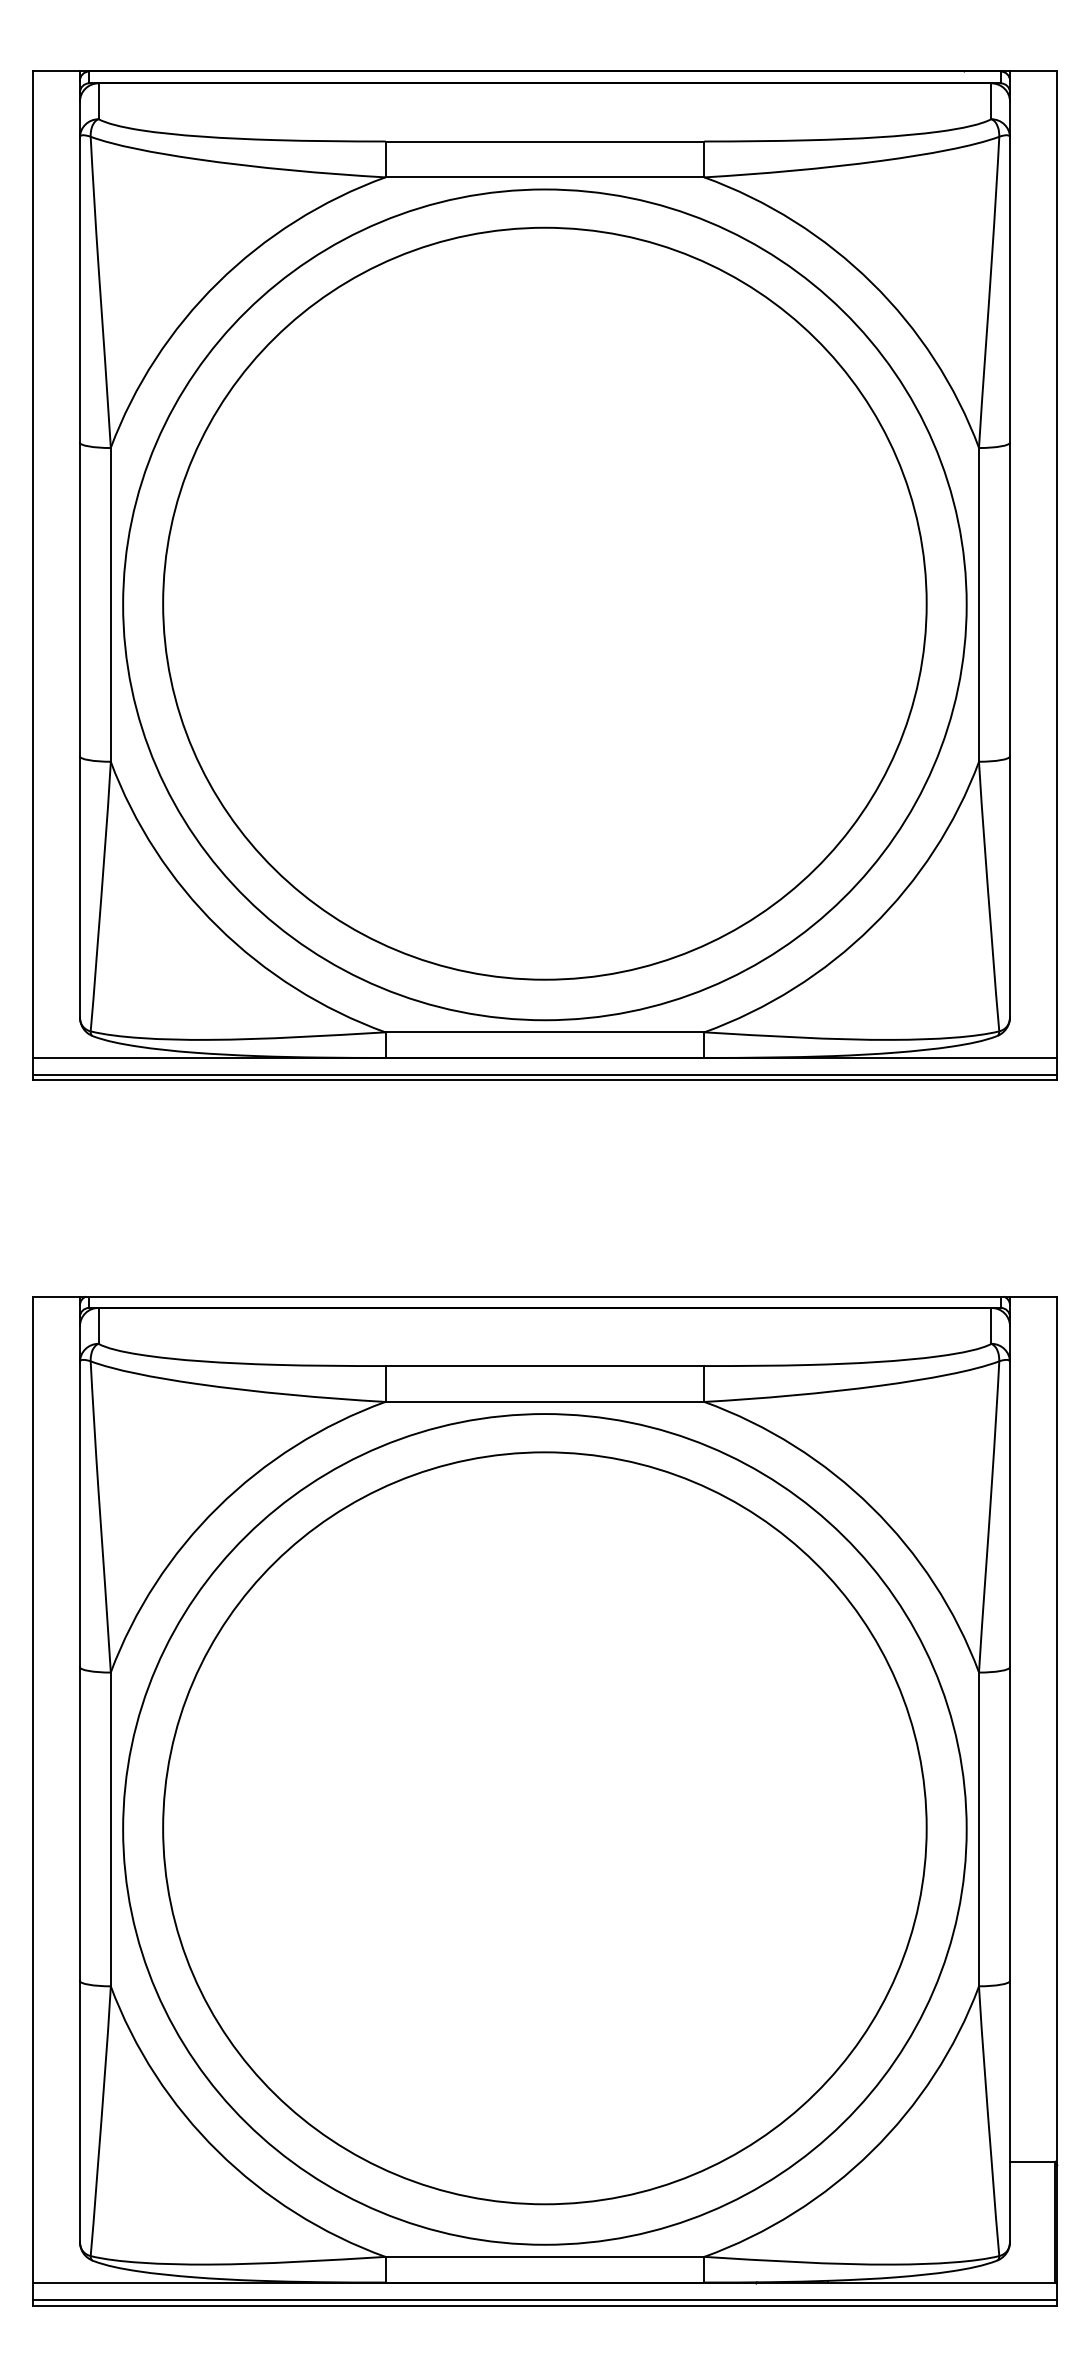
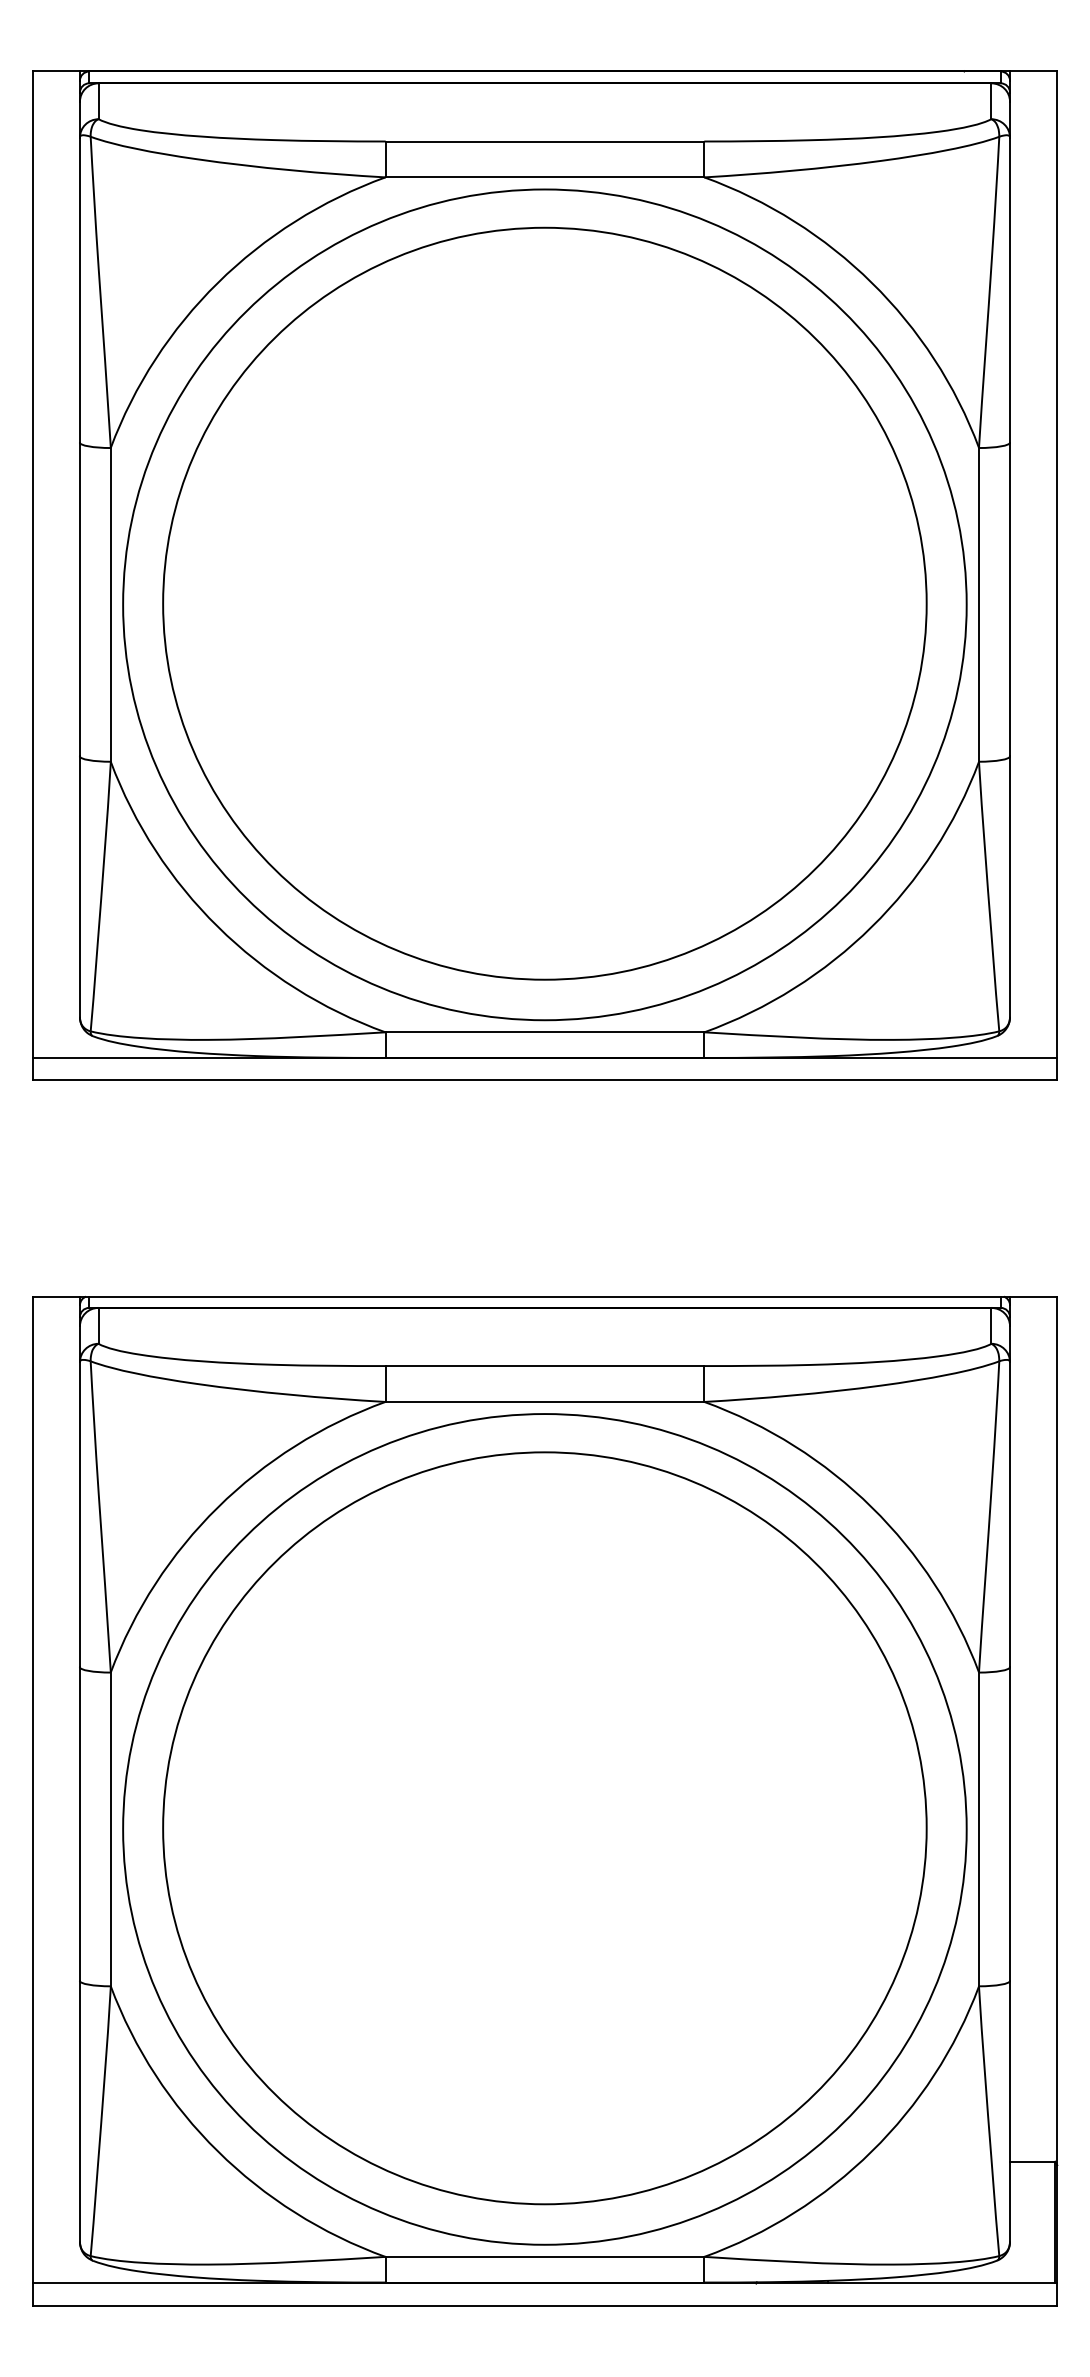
line: present -> none (544, 1074)
line: present -> none (544, 2300)
